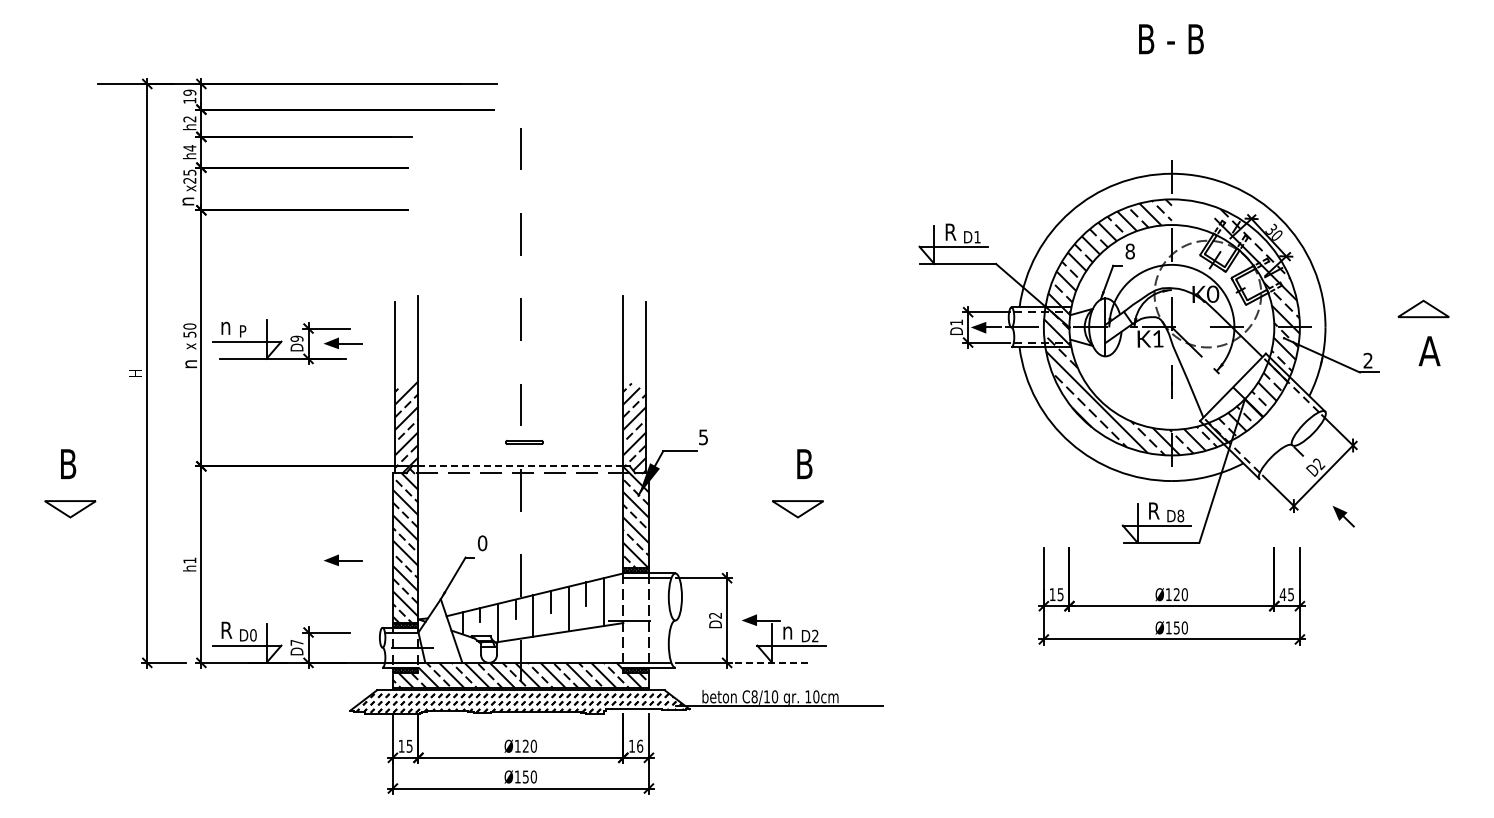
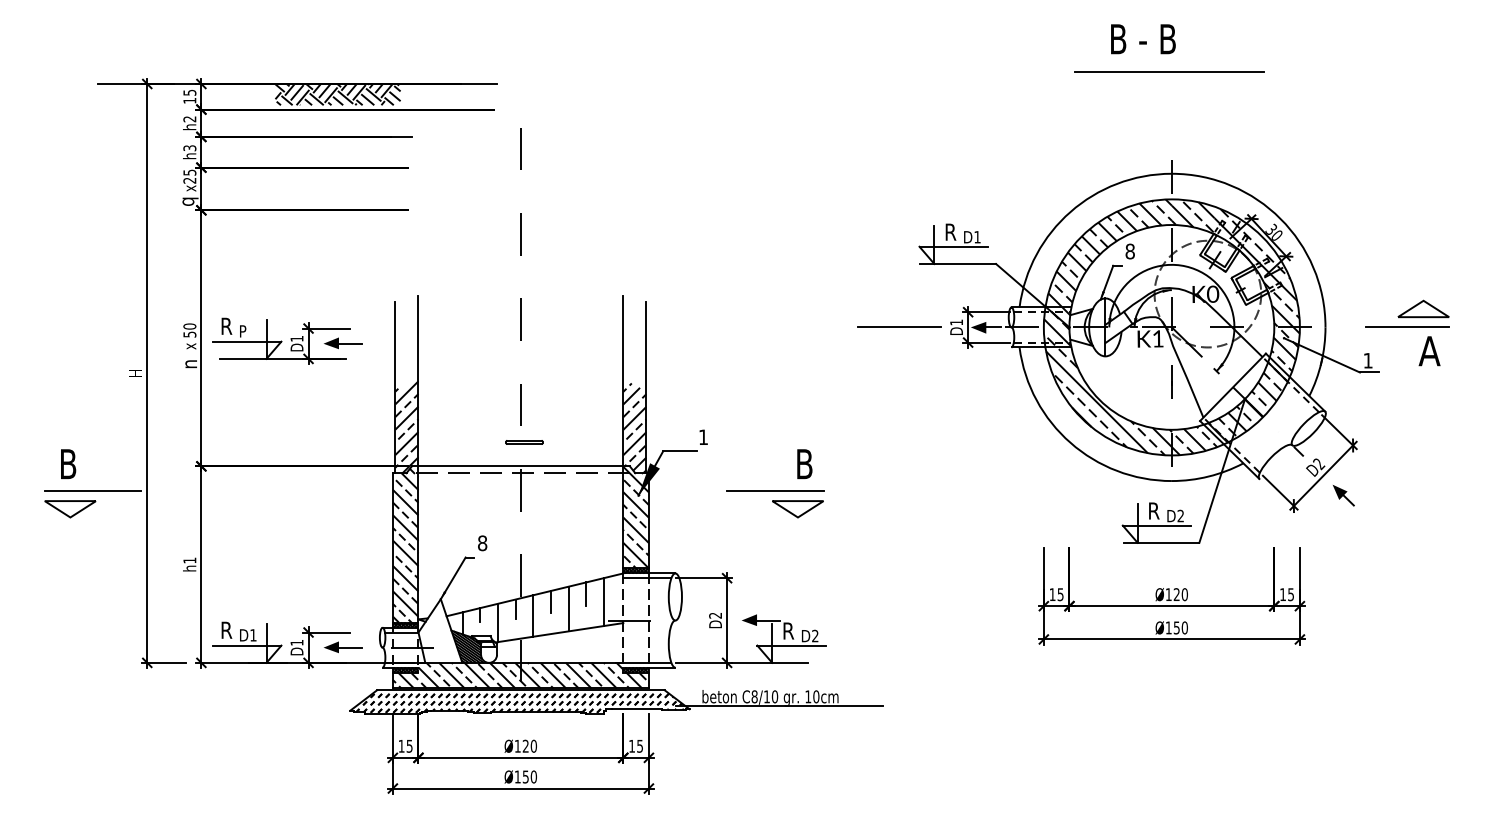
text position: (1171, 39) -> (1143, 39) (1143, 39)
line: none -> present (1168, 71)
text: 19 -> 15 (189, 92)
hatch: none -> present (337, 94)
text: h4 -> h3 (189, 148)
text: n -> q (190, 201)
hatch: none -> present (1192, 217)
text: n -> R (226, 325)
line: none -> present (1407, 326)
line: none -> present (899, 327)
text: D9 -> D1 (296, 338)
text: 2 -> 1 (1367, 360)
text: 5 -> 1 (703, 437)
line: dashed -> solid (520, 466)
line: none -> present (92, 490)
line: none -> present (775, 490)
text: D8 -> D2 (1180, 515)
part position: (1343, 516) -> (1343, 495) (1343, 495)
text: 0 -> 8 (482, 542)
part position: (343, 559) -> (343, 646) (343, 646)
text: 45 -> 15 (1282, 594)
text: n -> R (788, 630)
text: D0 -> D1 (253, 635)
text: D7 -> D1 (296, 642)
hatch: none -> present (469, 646)
line: dashed -> solid (770, 662)
text: 16 -> 15 (640, 745)
